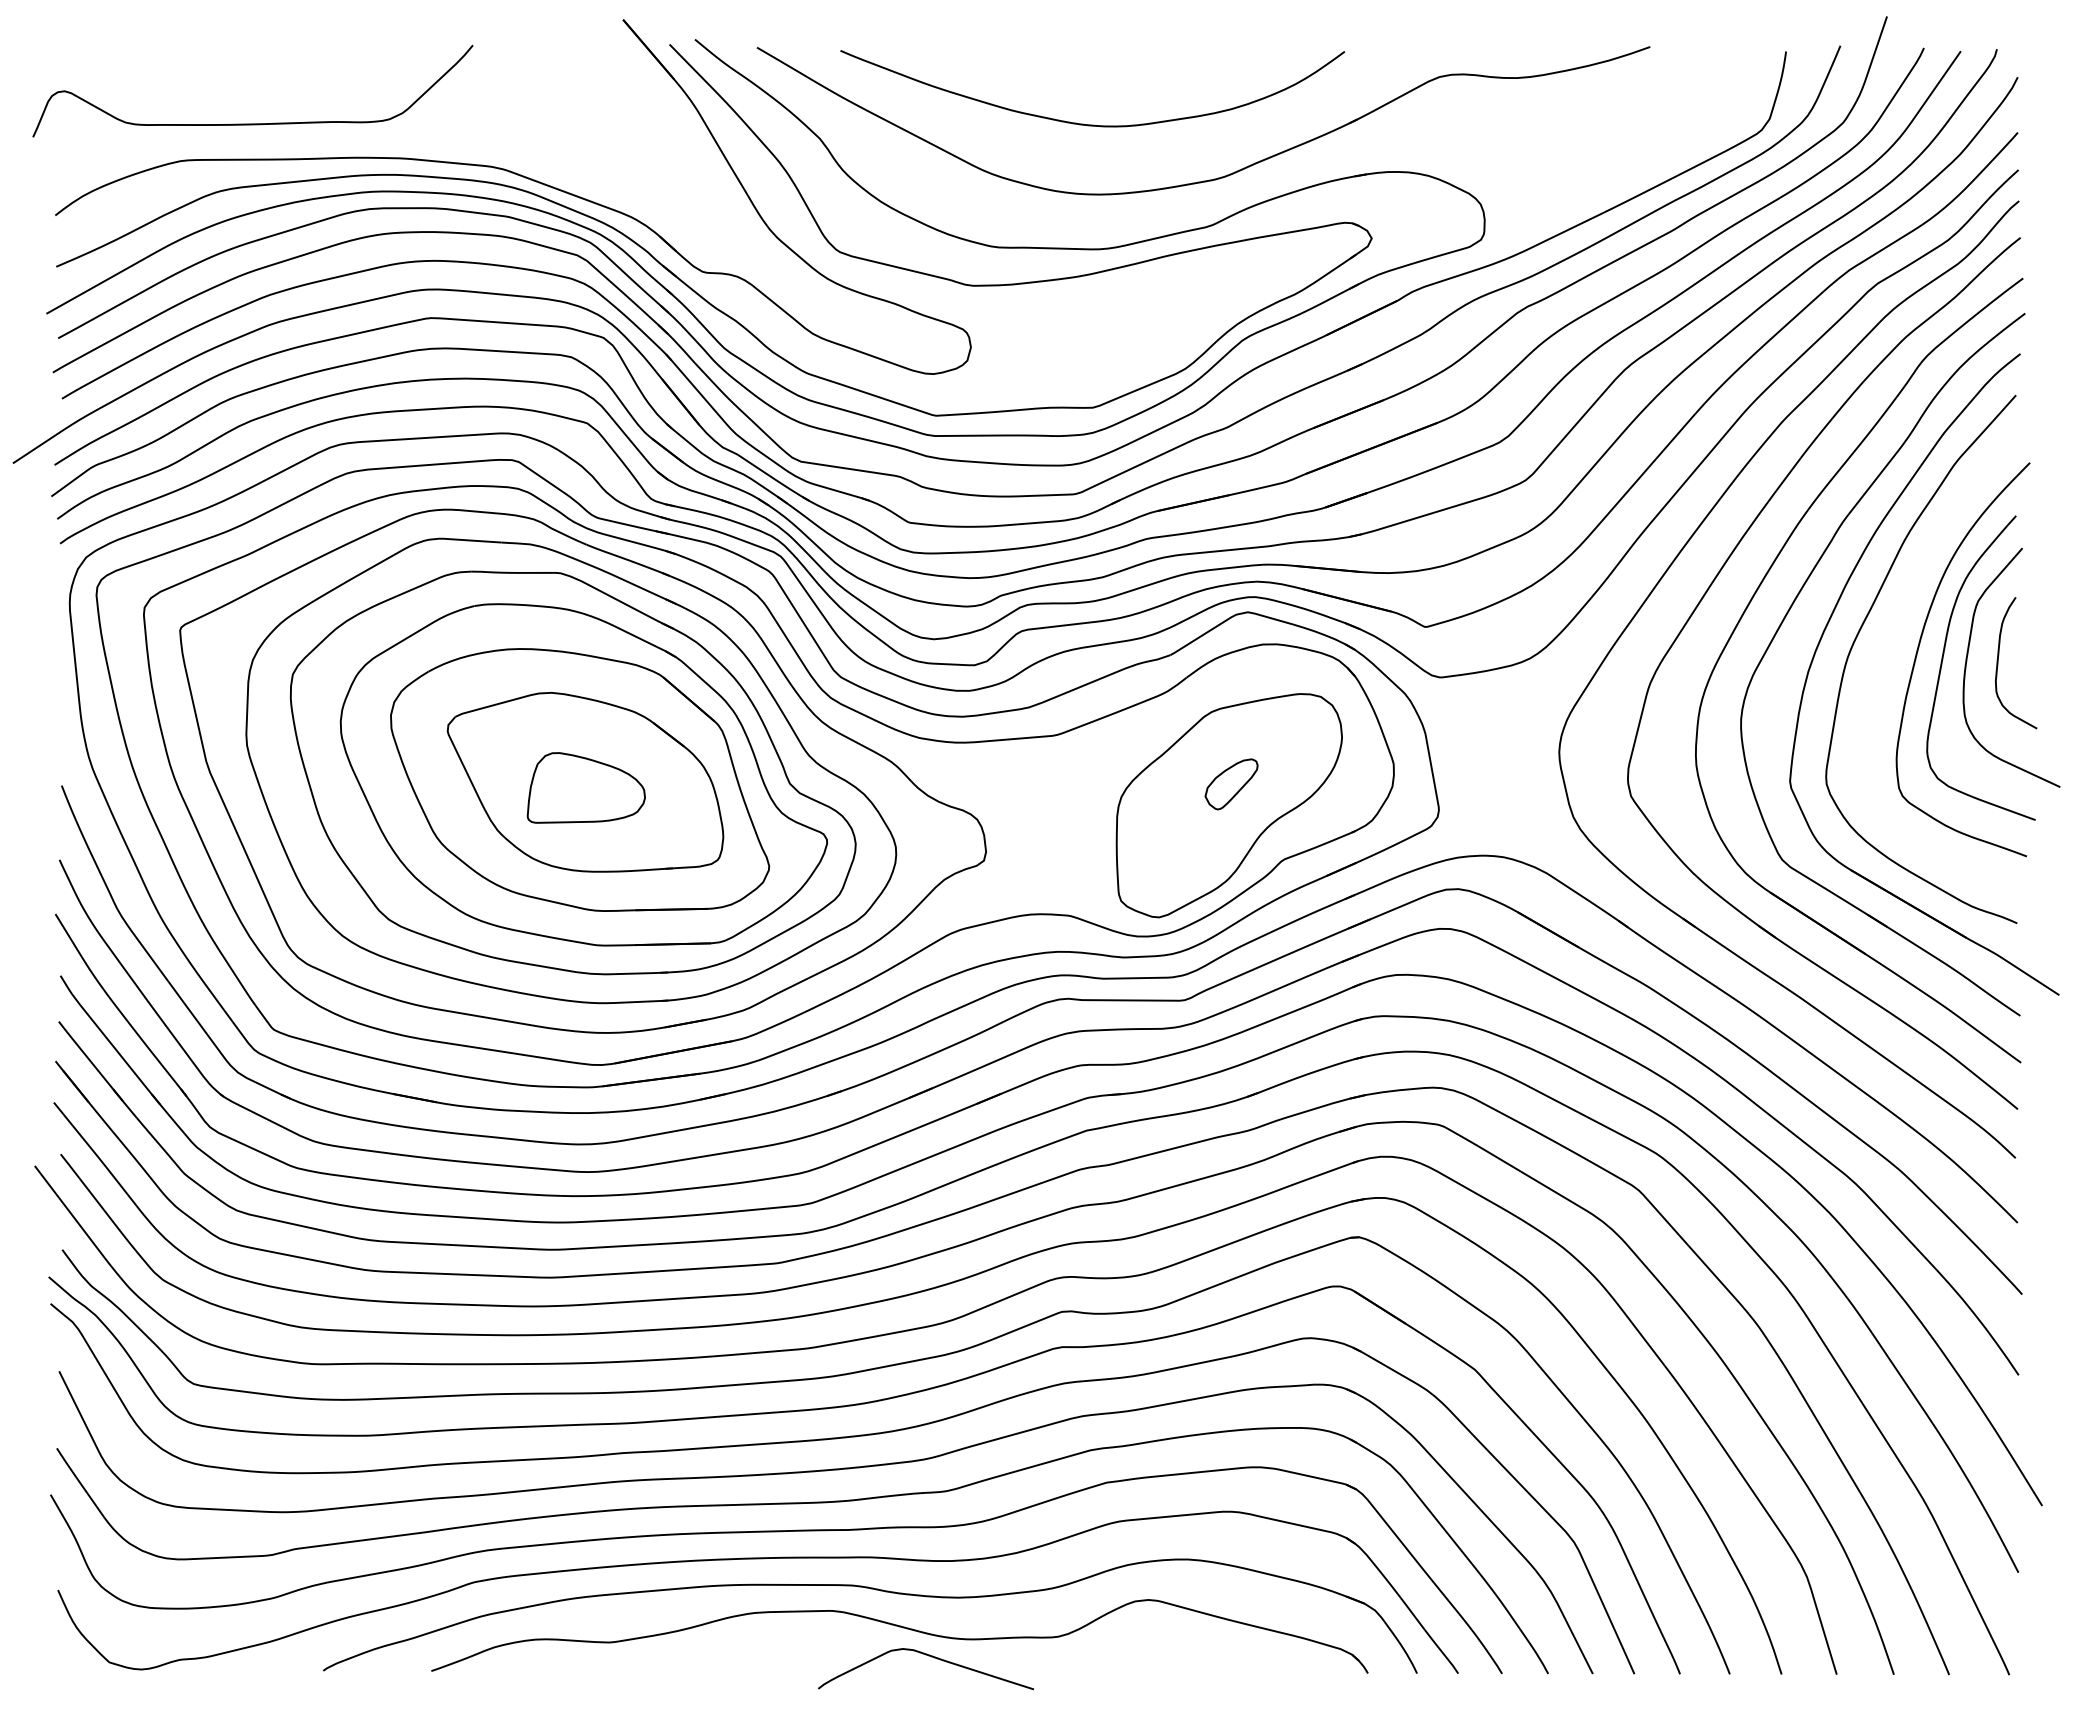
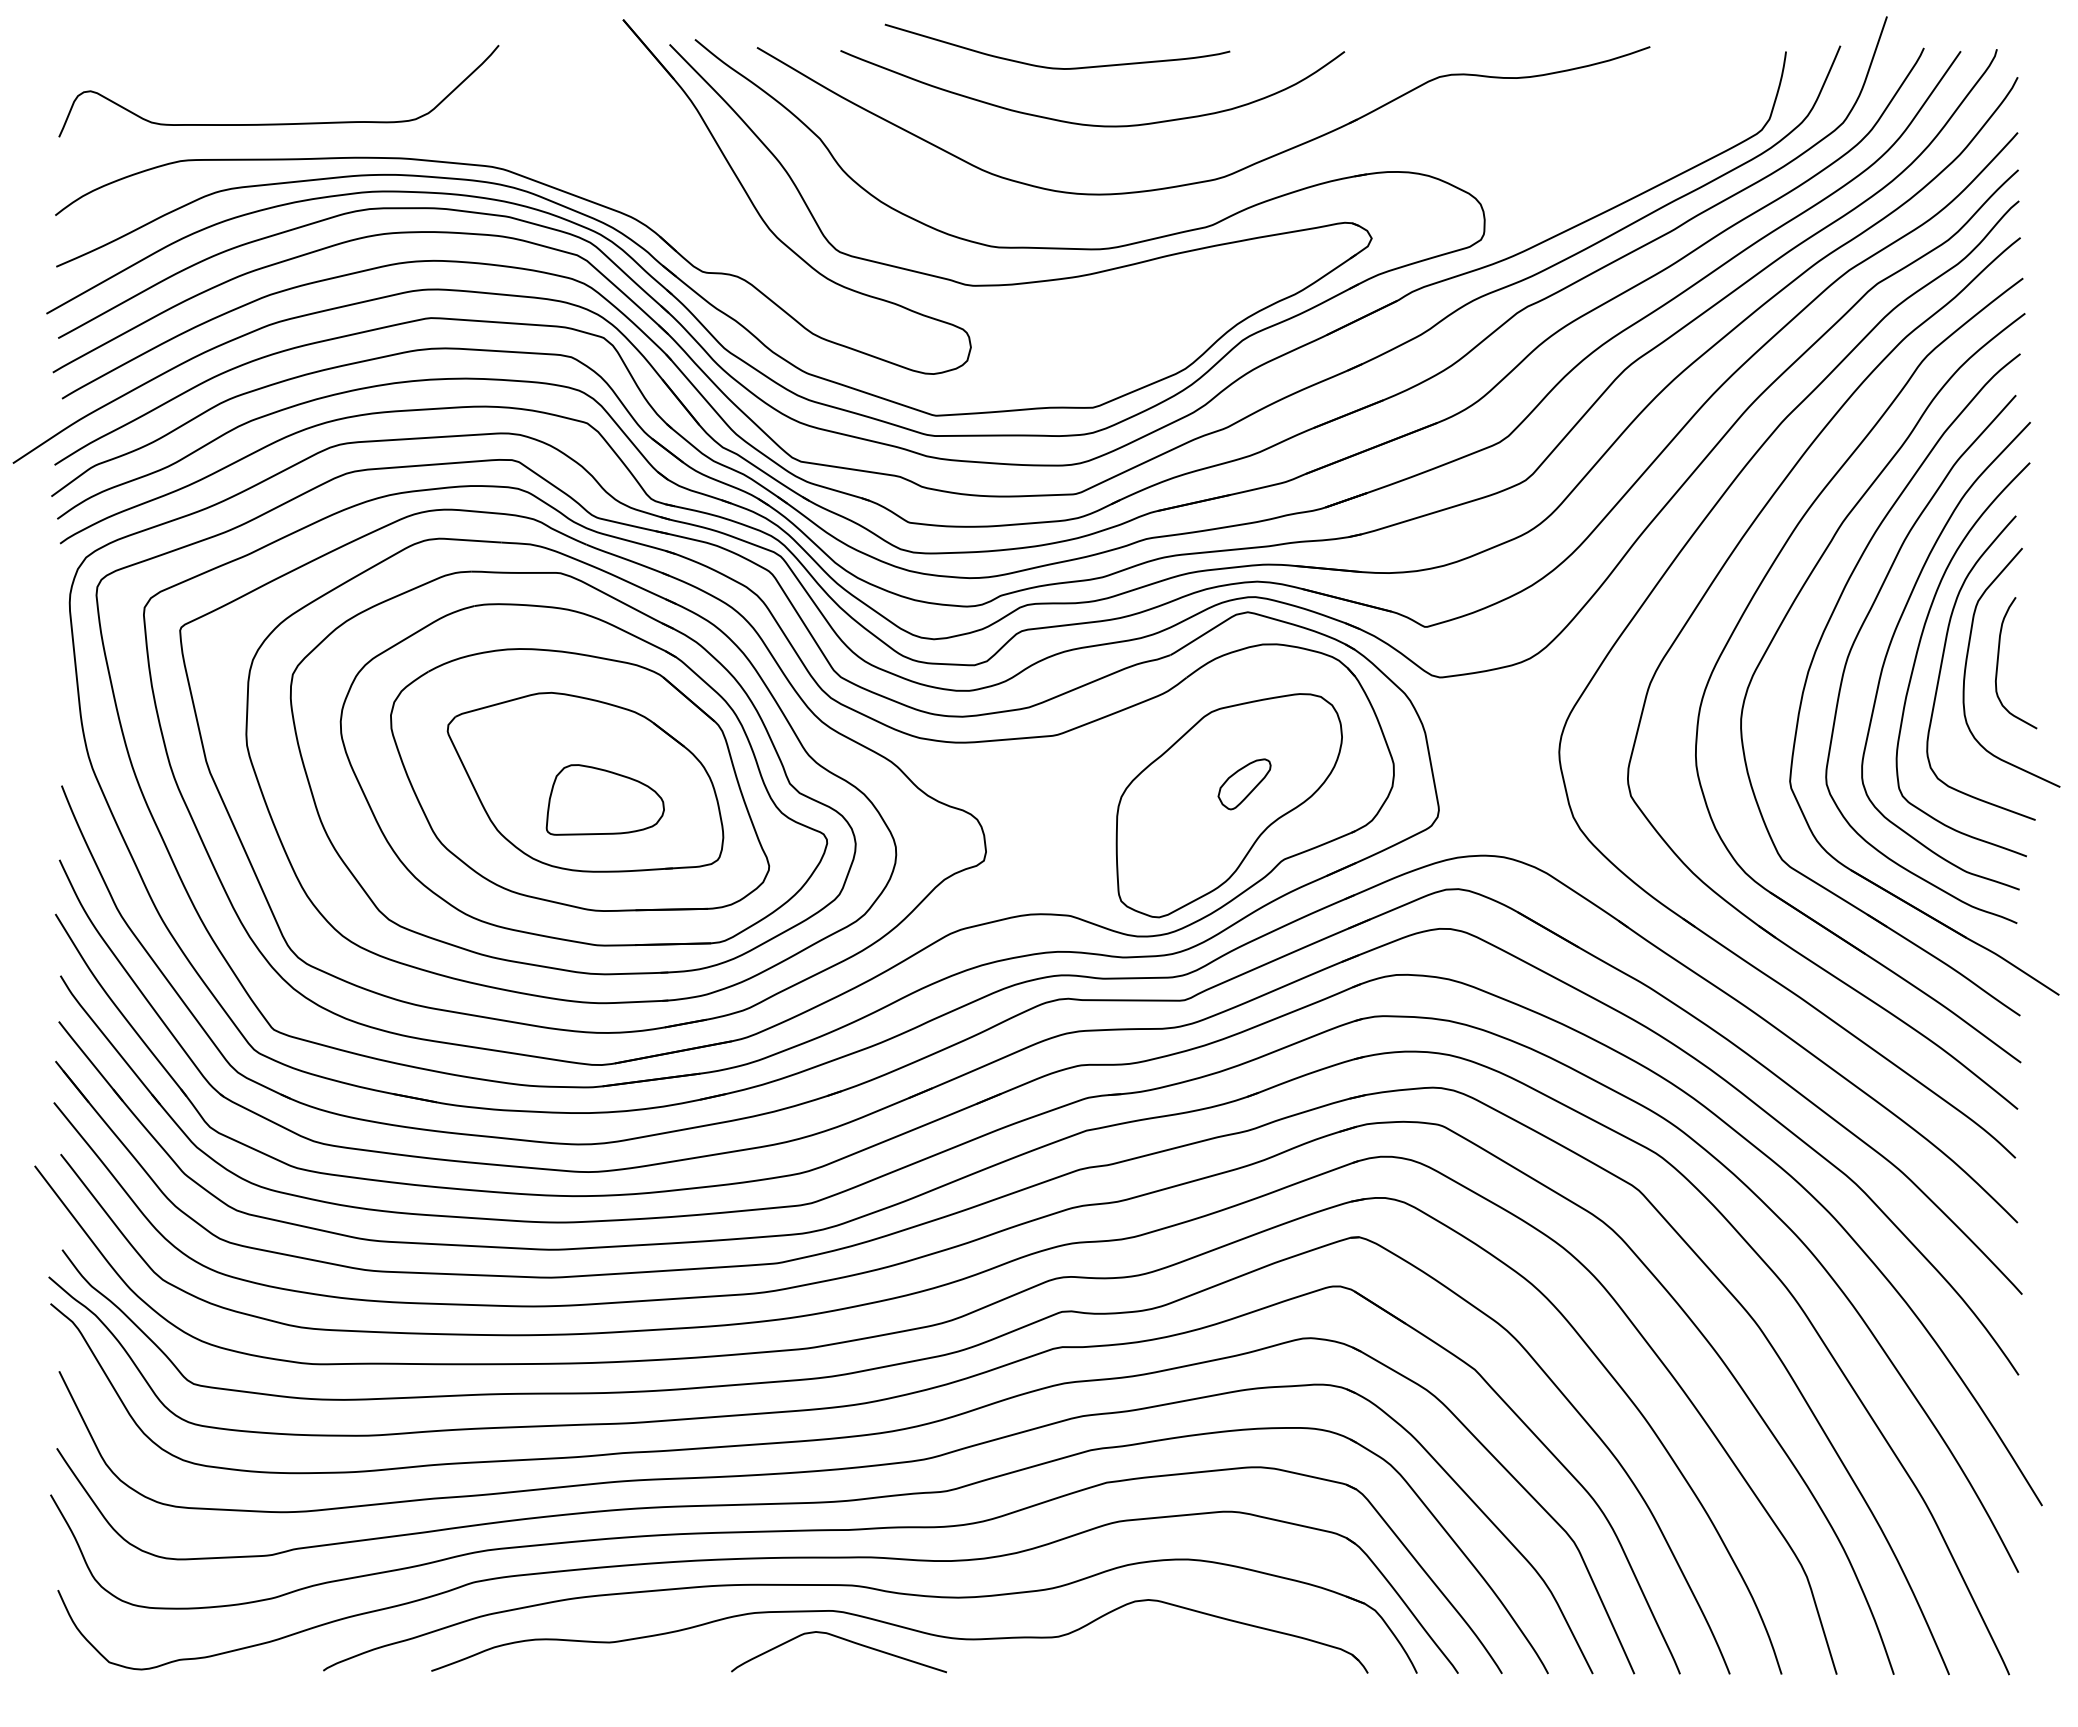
curve: none -> present (1057, 67)
curve position: (252, 123) -> (278, 123) (278, 123)
curve: none -> present (1895, 633)
part position: (1231, 784) -> (1244, 784) (1244, 784)
part position: (585, 787) -> (604, 799) (604, 799)
curve position: (928, 1656) -> (841, 1639) (841, 1639)
